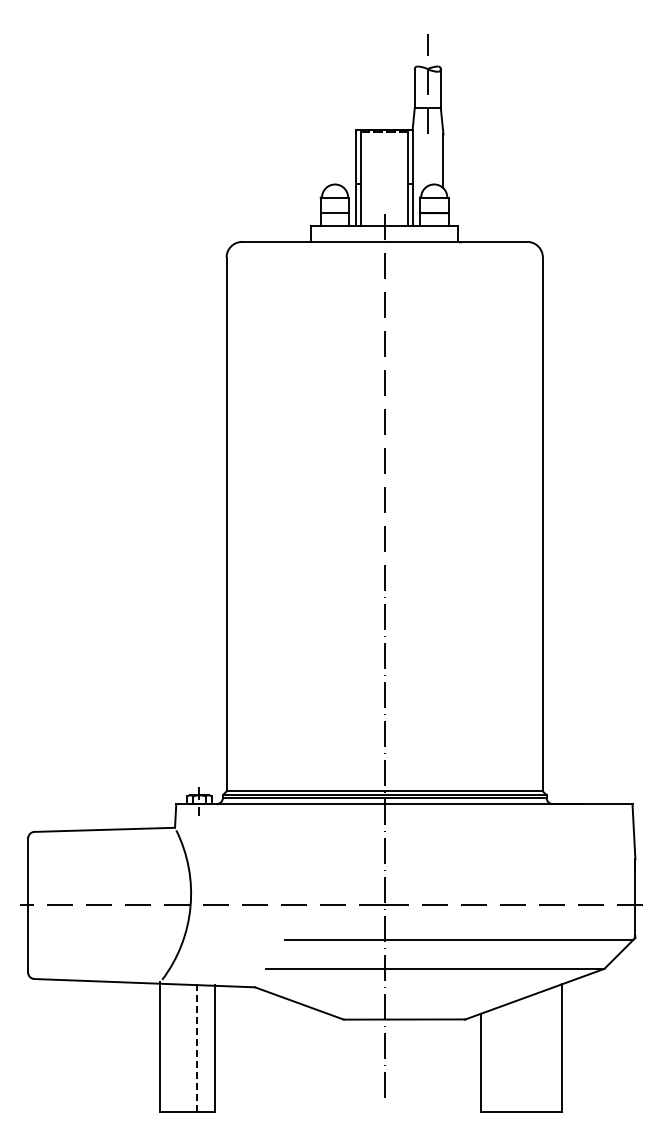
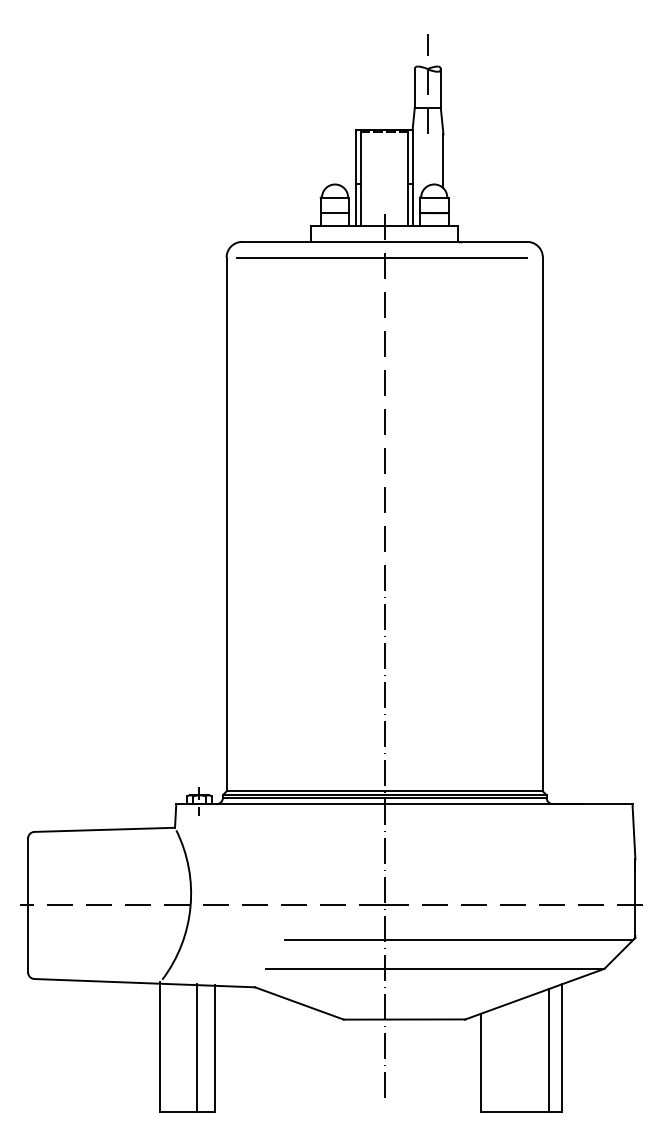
line: none -> present (381, 257)
line: dashed -> solid (196, 1047)
line: none -> present (548, 1050)
